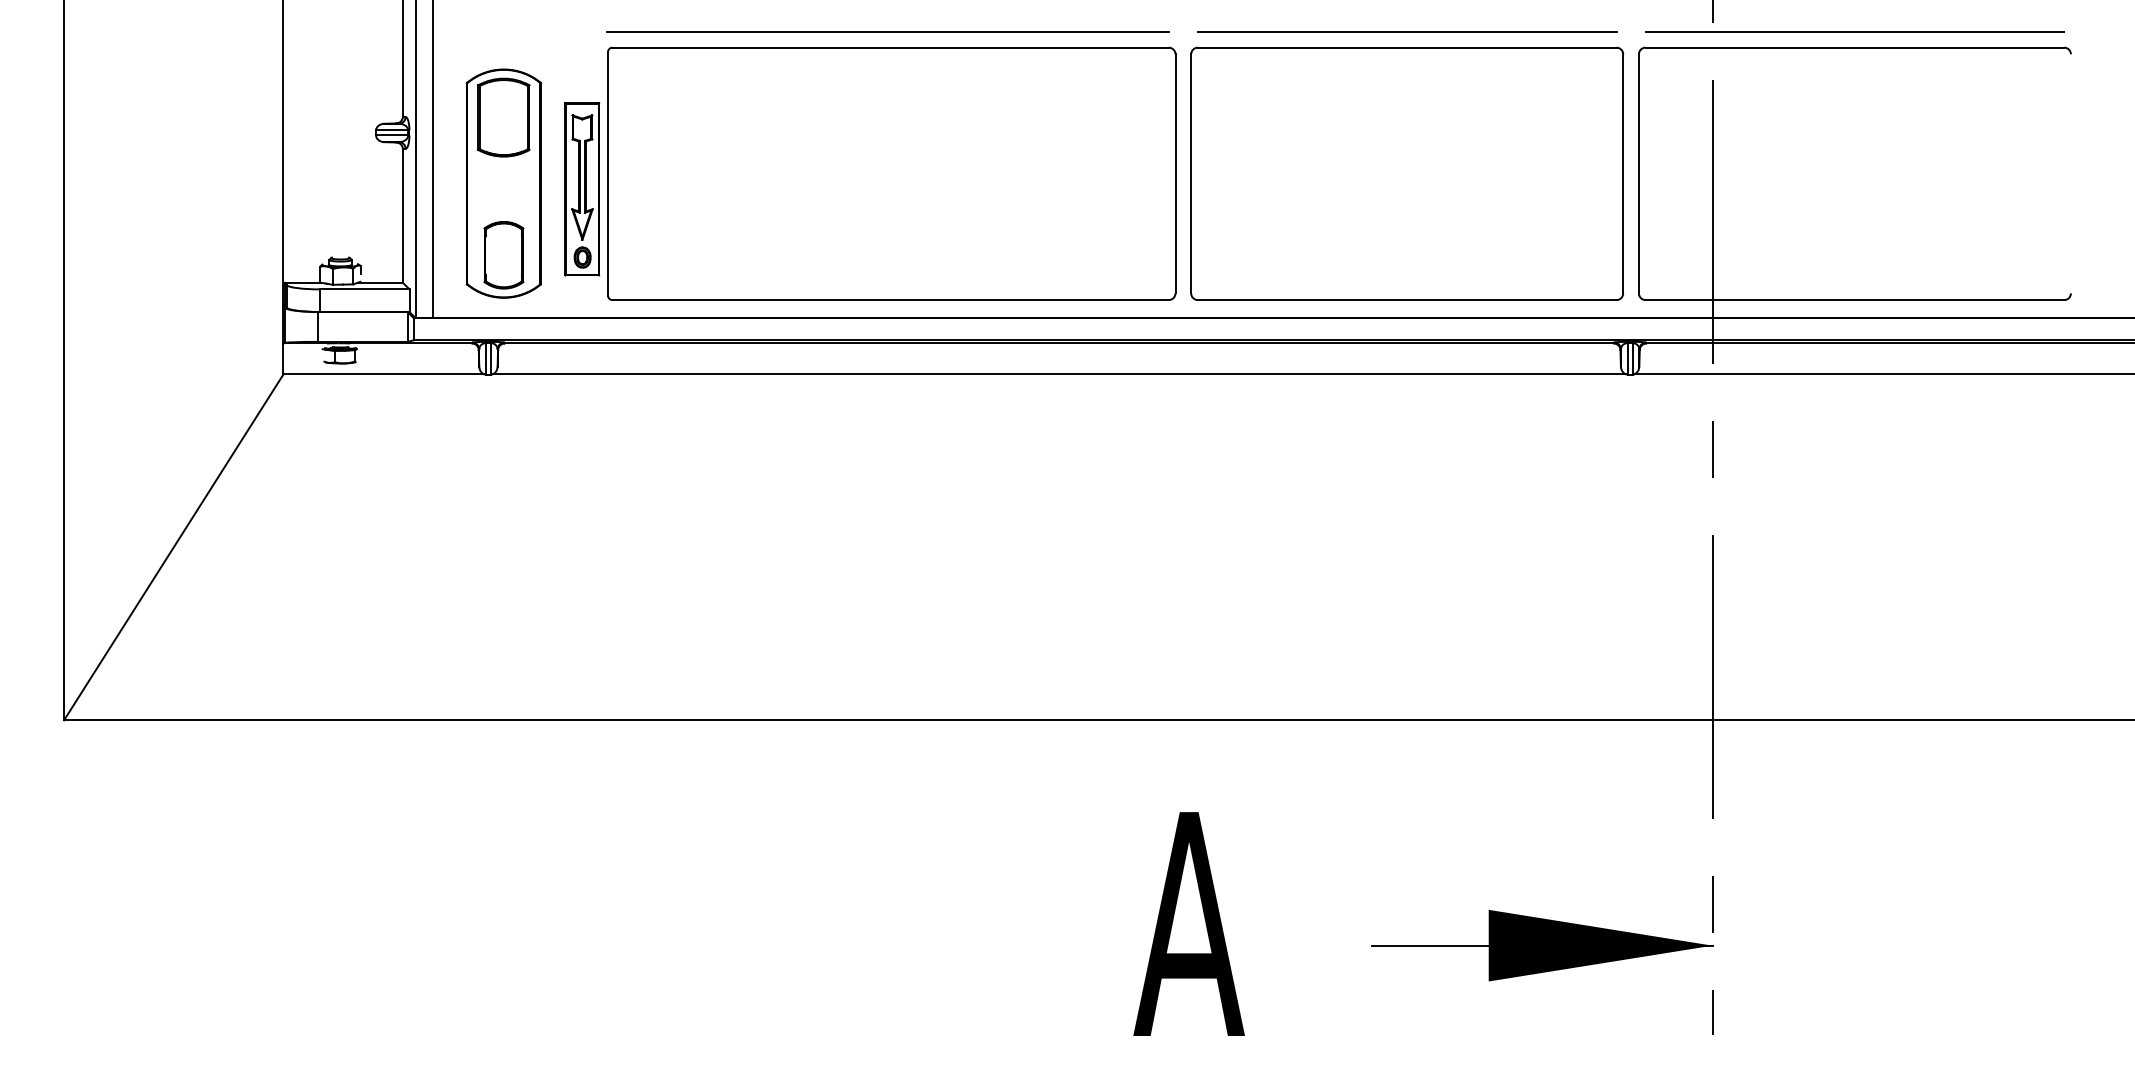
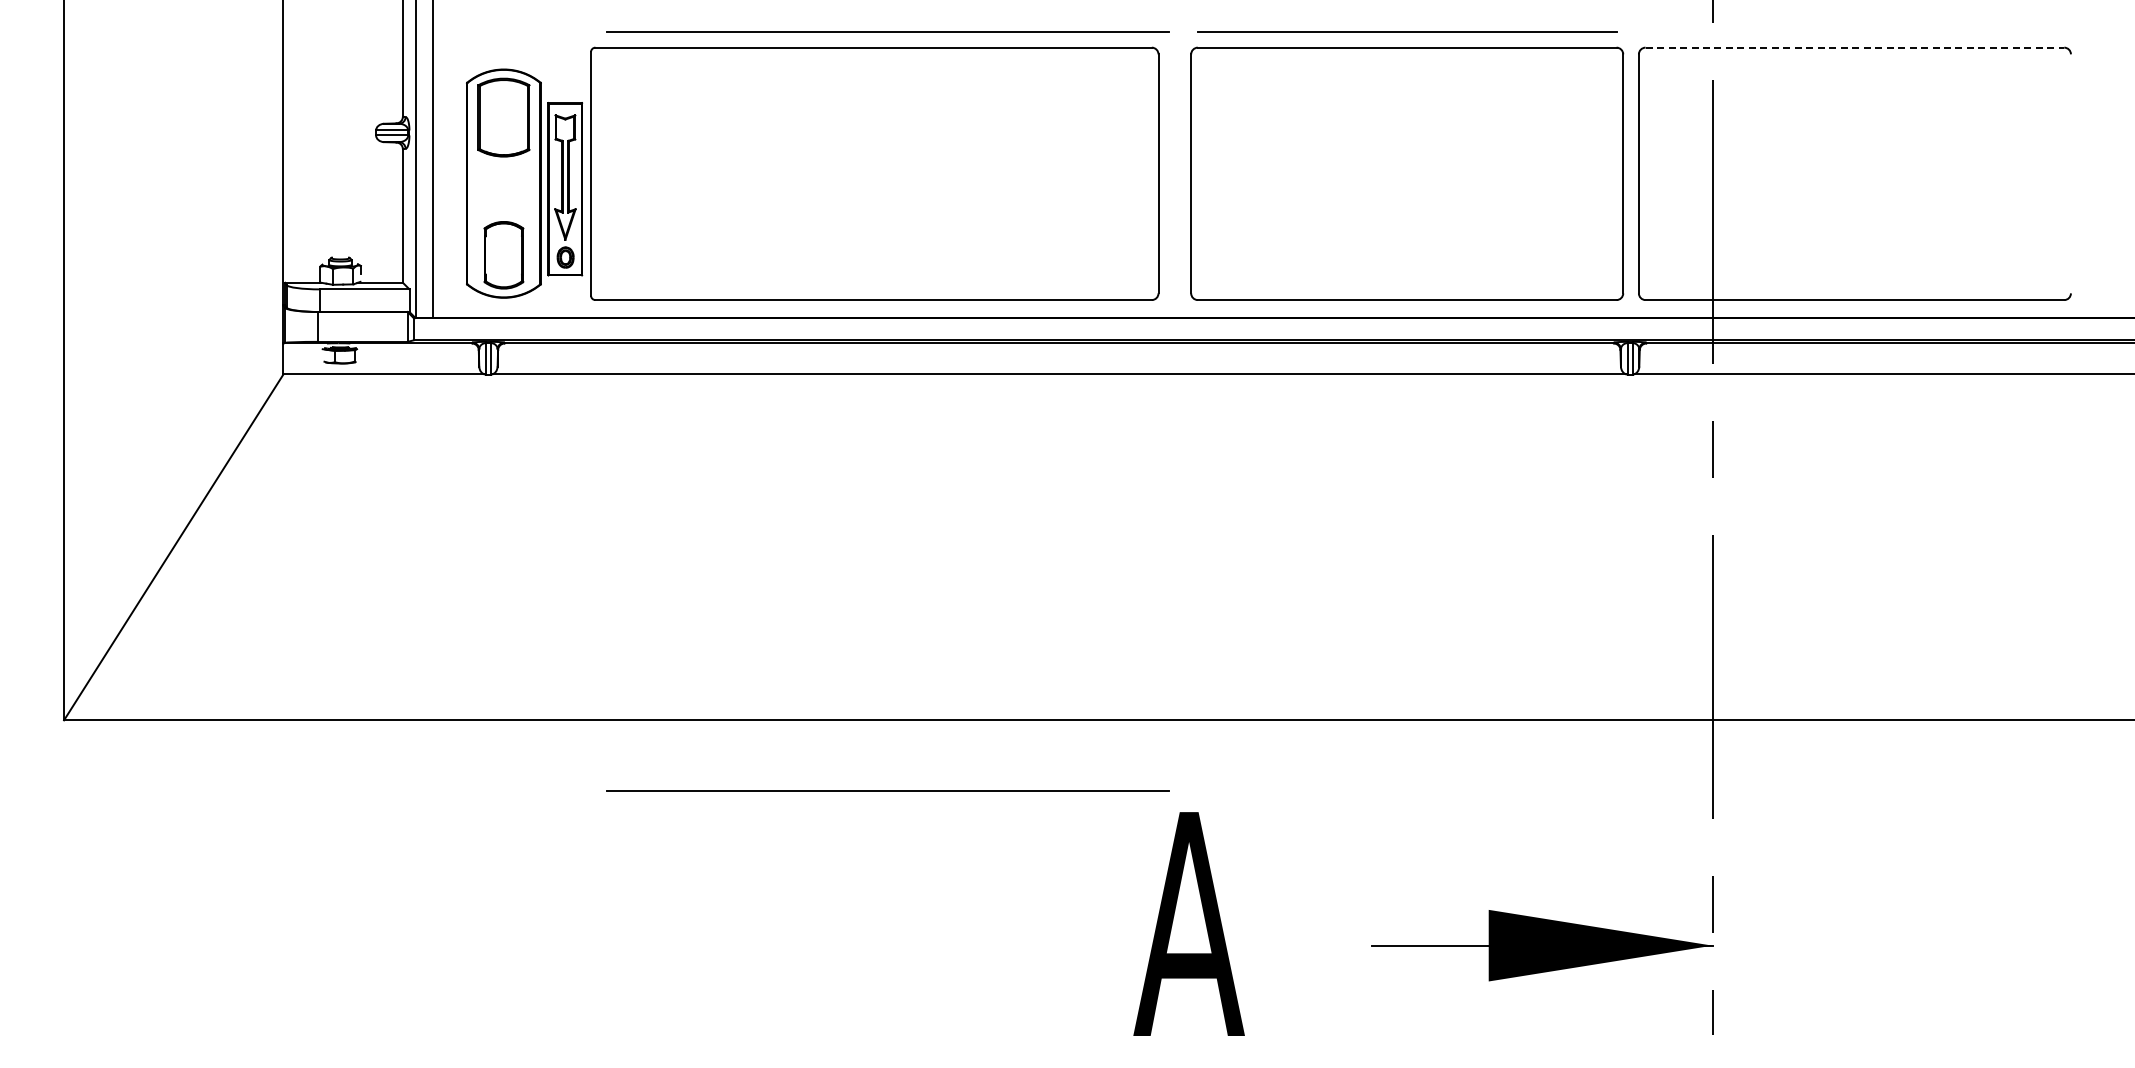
line: present -> none (1854, 32)
line: solid -> dashed (1855, 47)
part position: (870, 173) -> (853, 173) (853, 173)
line: none -> present (887, 790)
